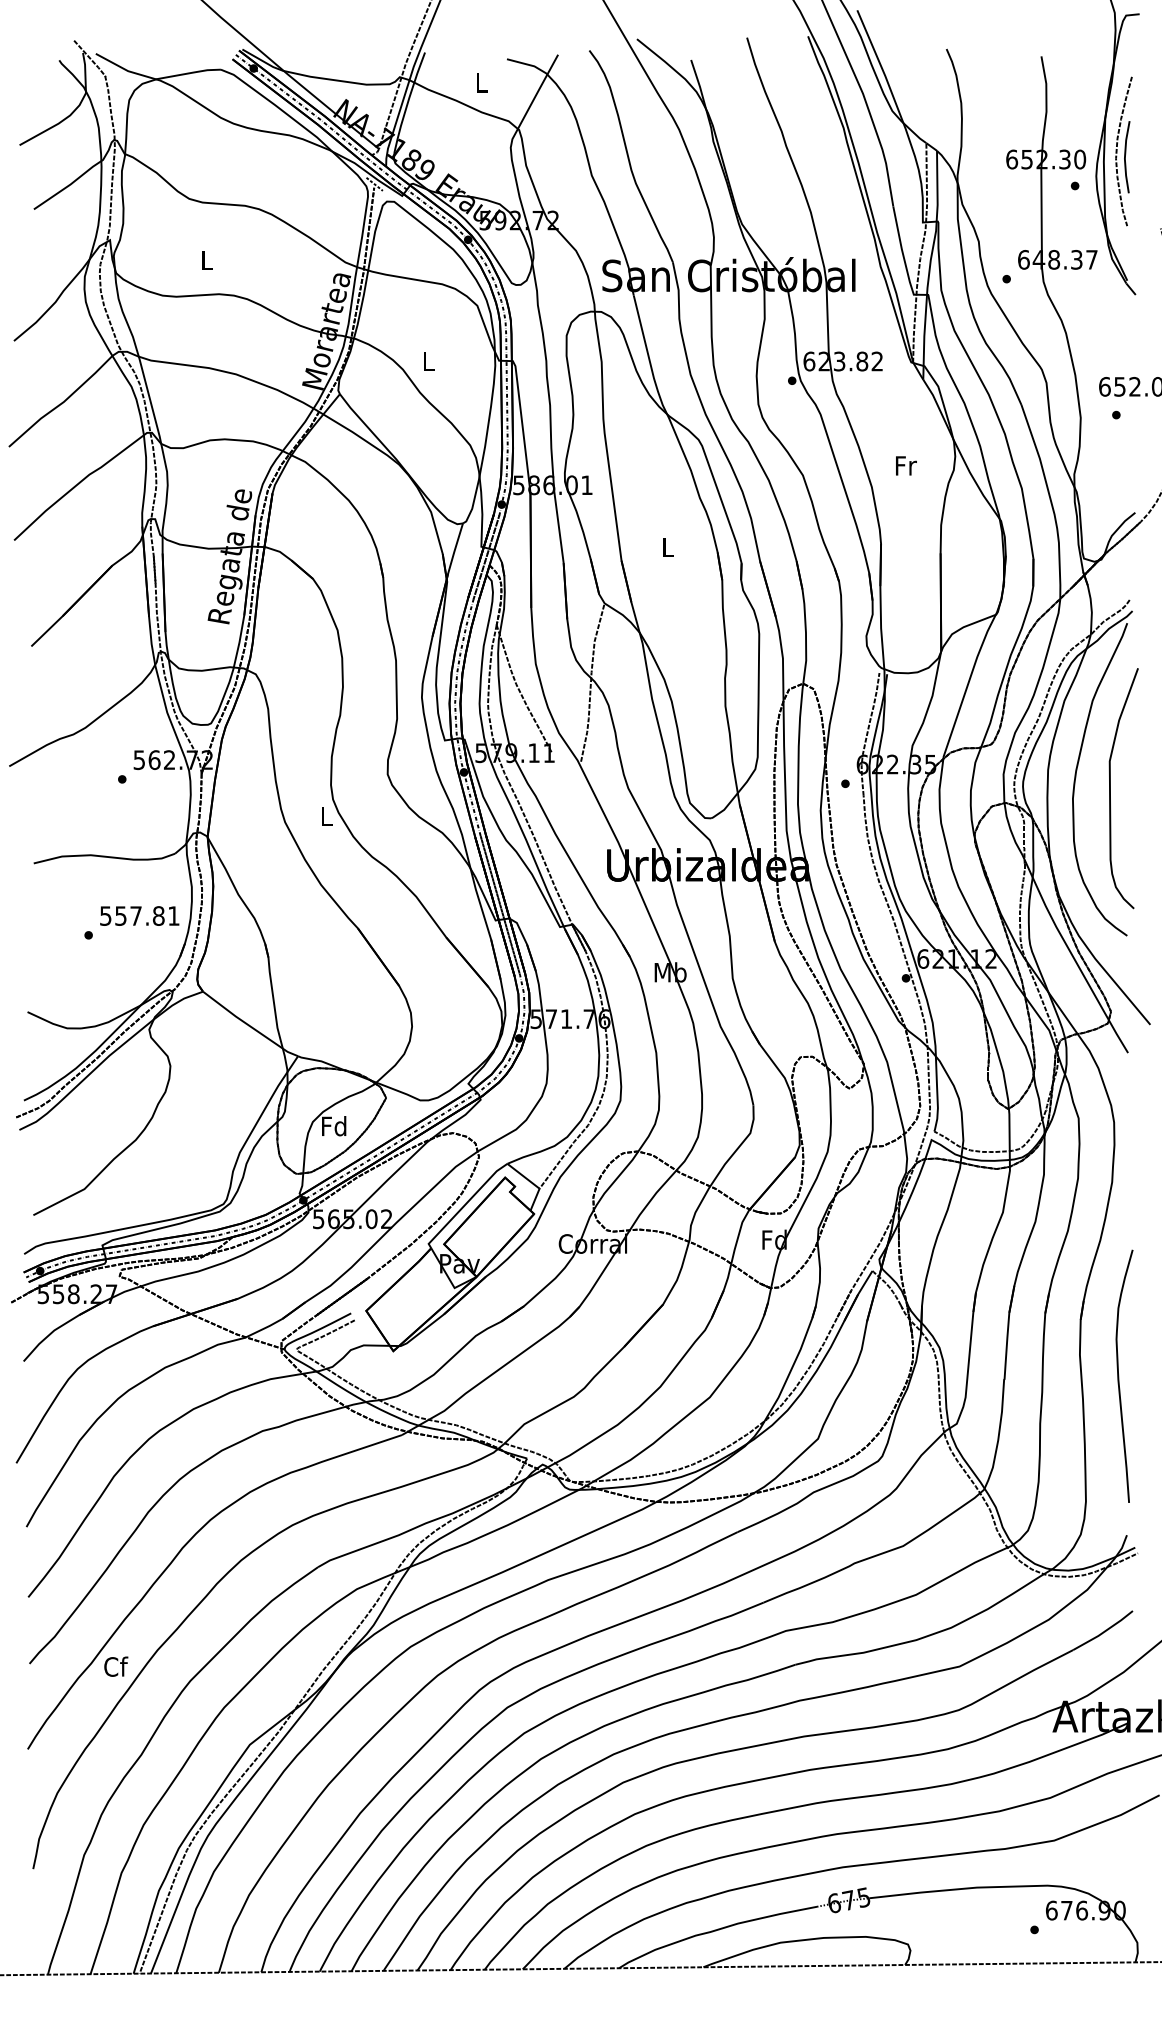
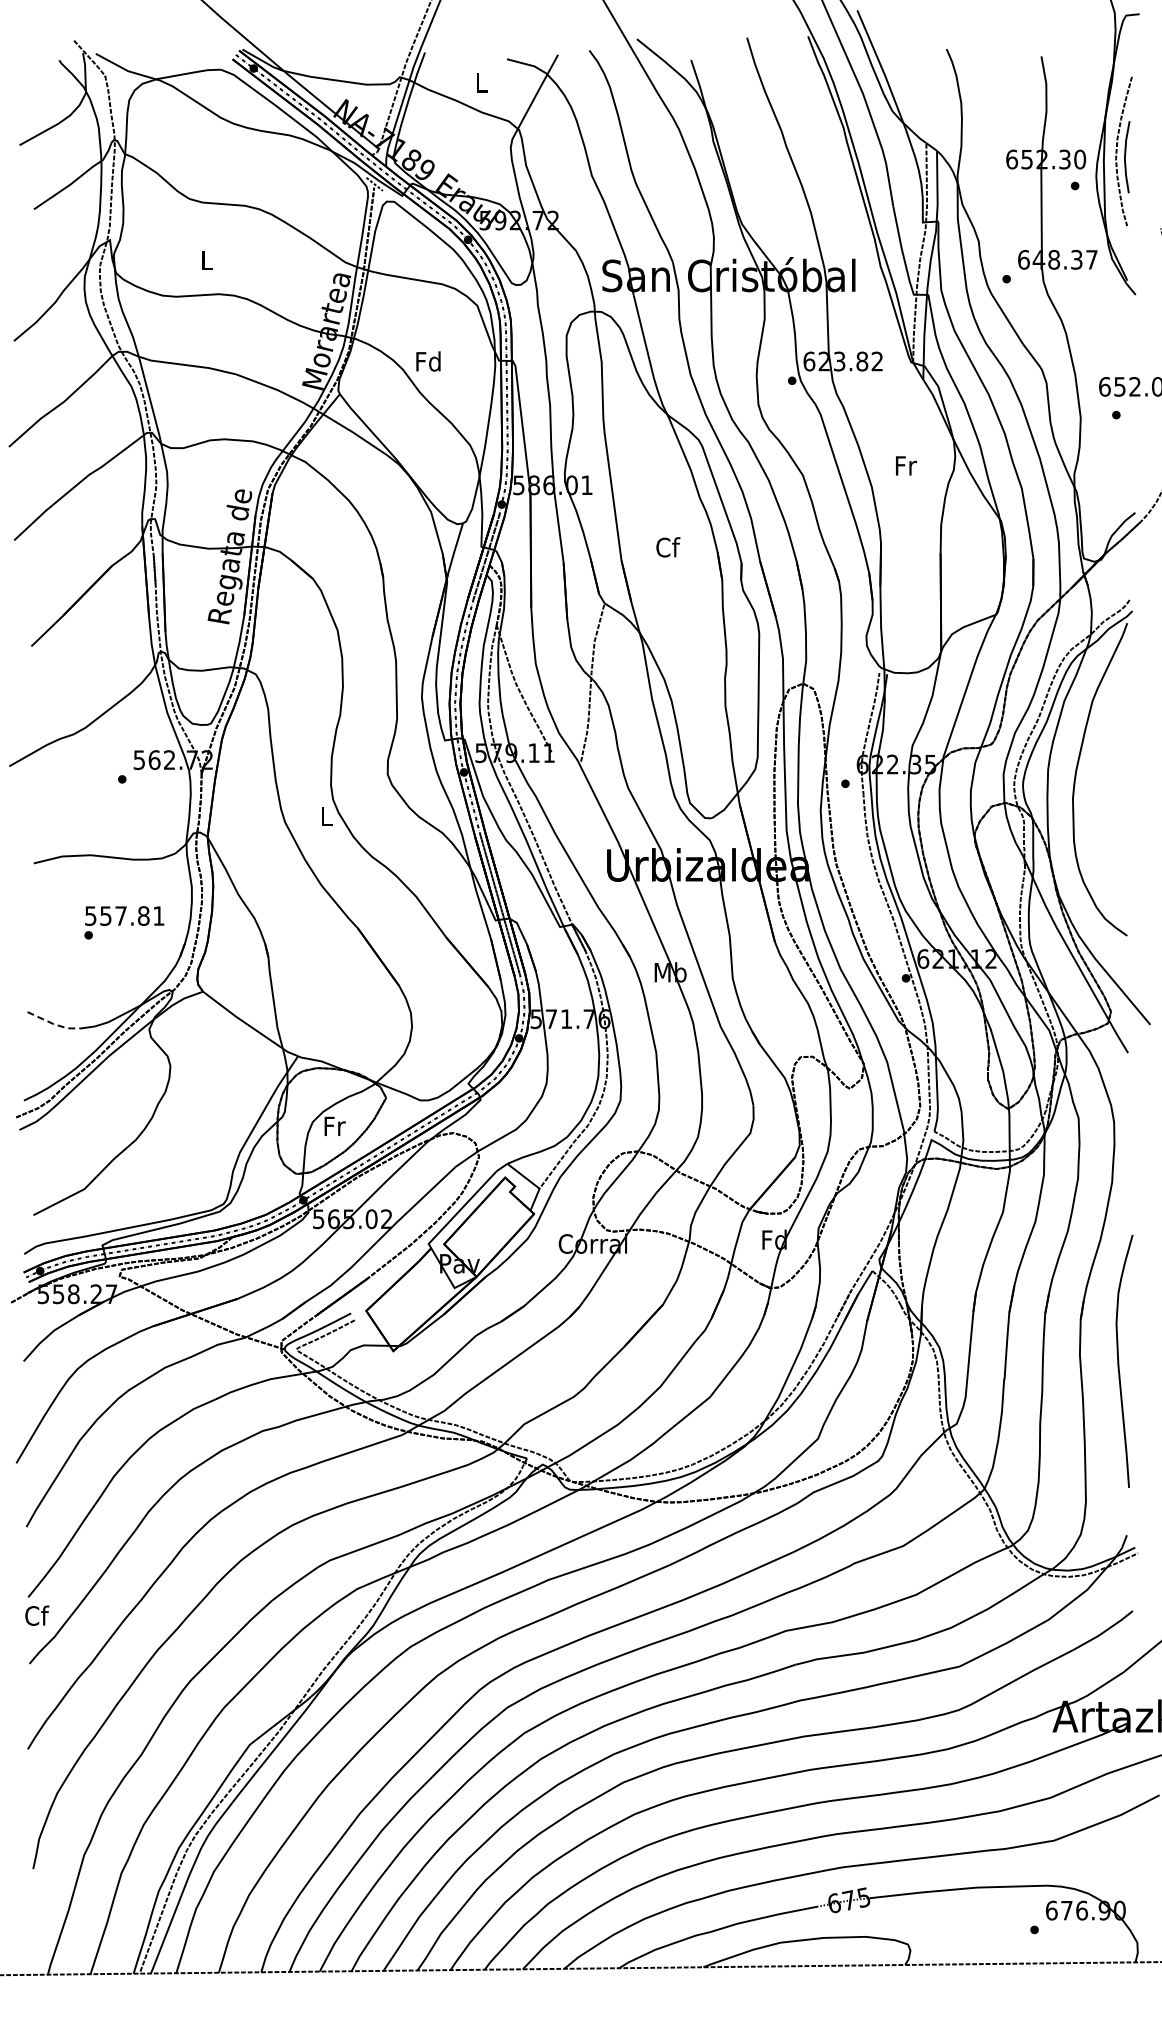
text: L -> Fd (428, 361)
text: L -> Cf (668, 547)
curve: present -> none (1110, 788)
text position: (139, 915) -> (124, 915) (124, 915)
line: solid -> dashed (53, 1023)
text: Fd -> Fr (334, 1126)
curve position: (1119, 1375) -> (1119, 1360) (1119, 1360)
text position: (116, 1666) -> (37, 1615) (37, 1615)
